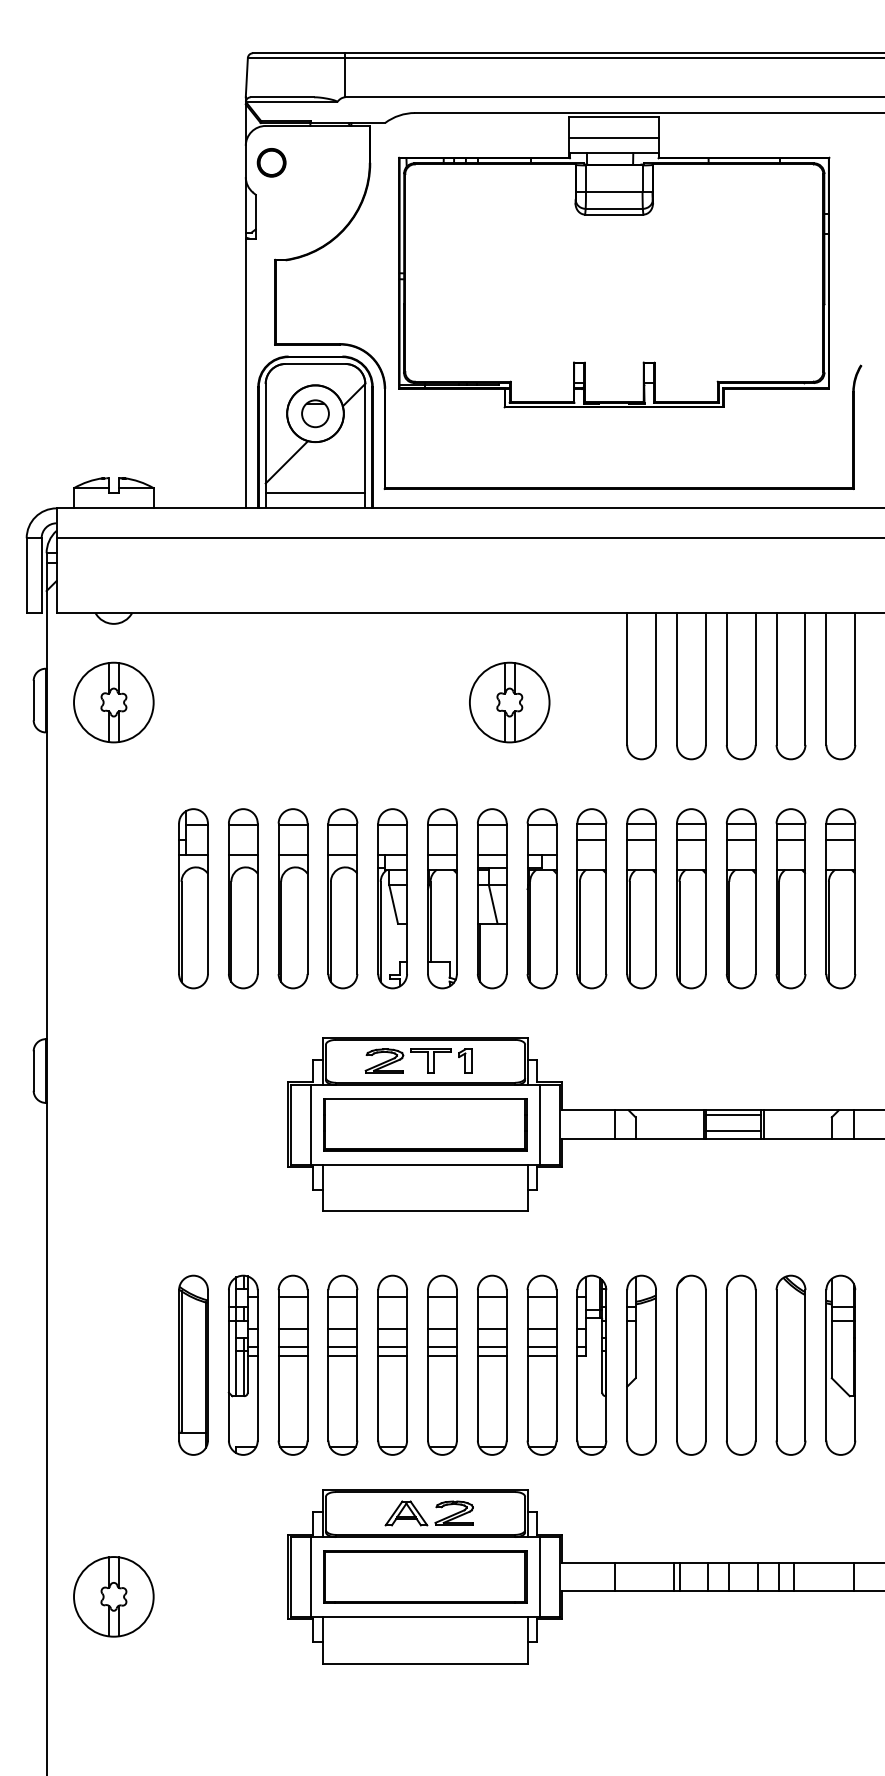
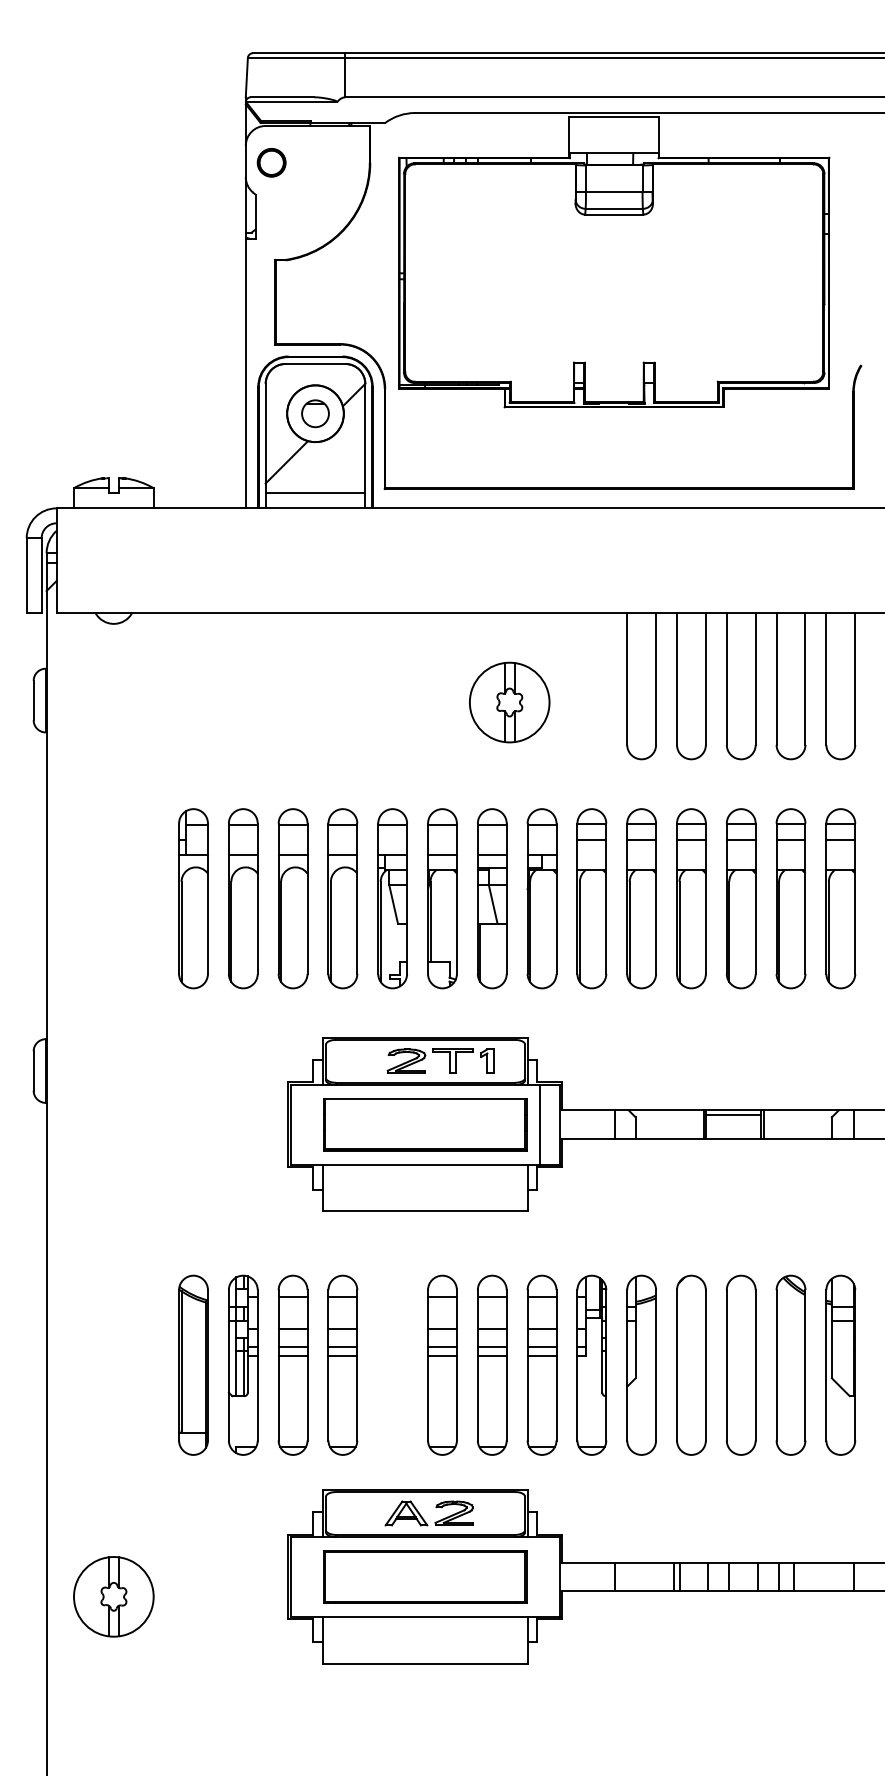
line: present -> none (613, 137)
line: present -> none (468, 538)
part: present -> none (113, 702)
part position: (418, 1052) -> (440, 1052) (440, 1052)
line: present -> none (311, 1124)
line: present -> none (733, 1130)
part: present -> none (392, 1364)
line: present -> none (311, 1576)
line: present -> none (540, 1576)
